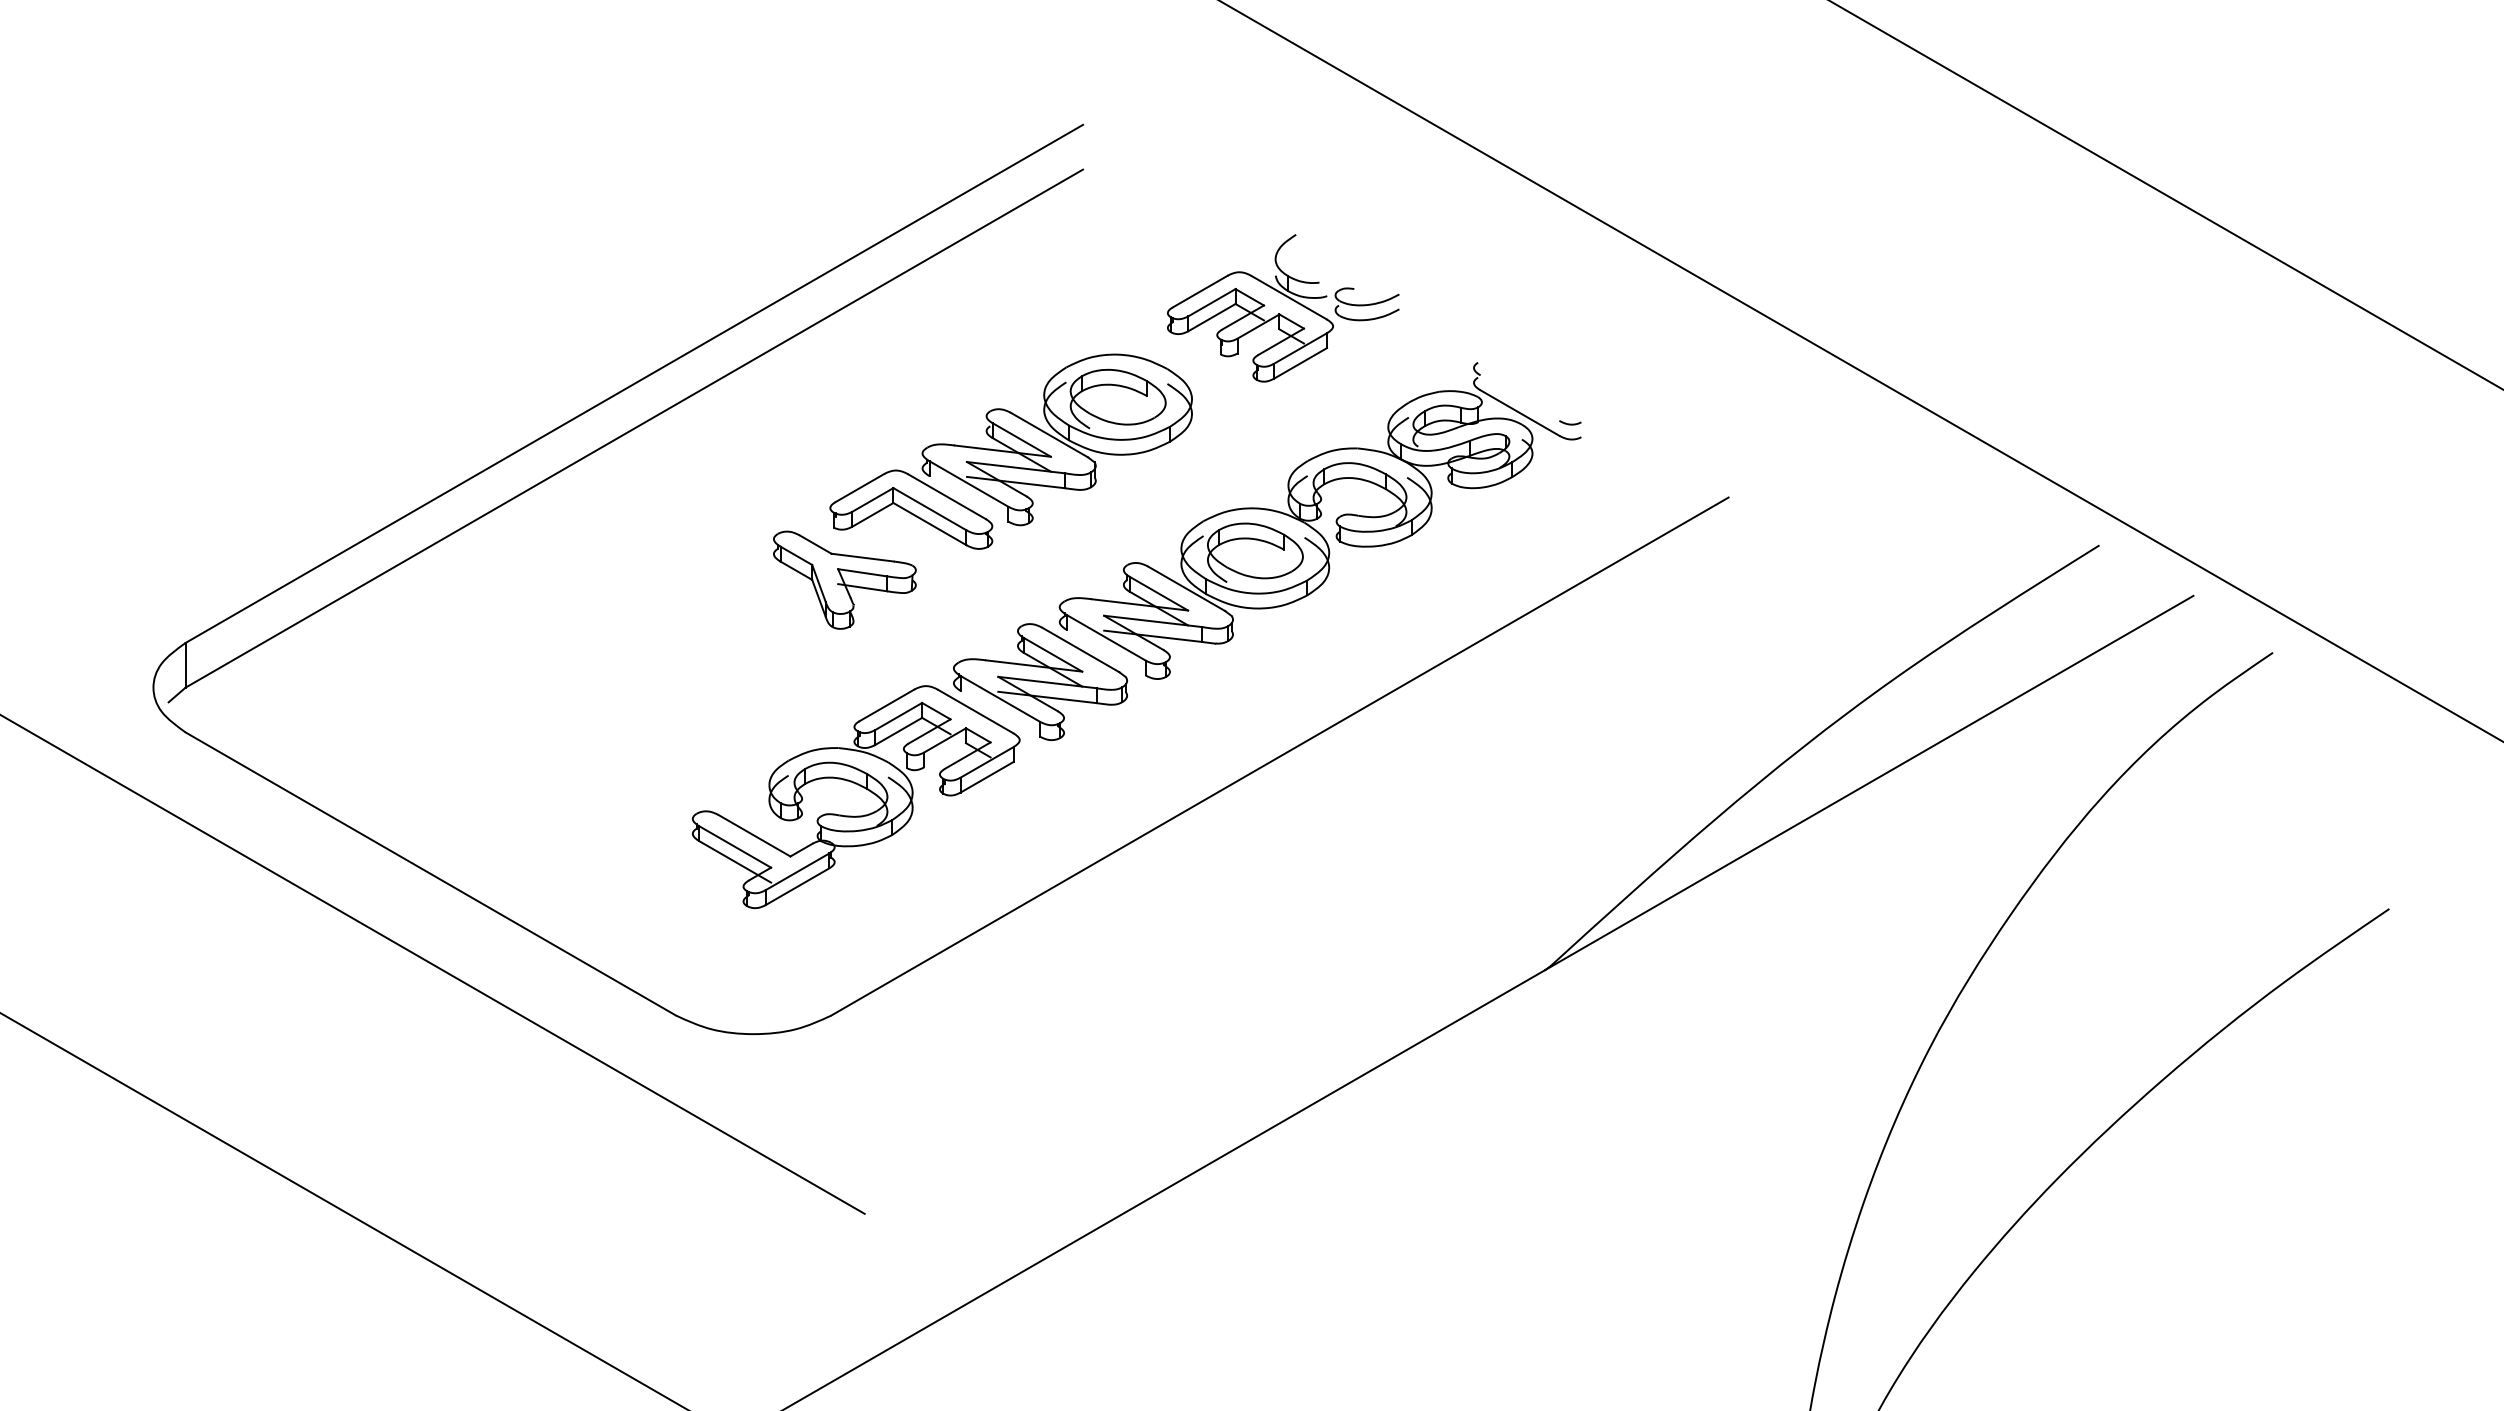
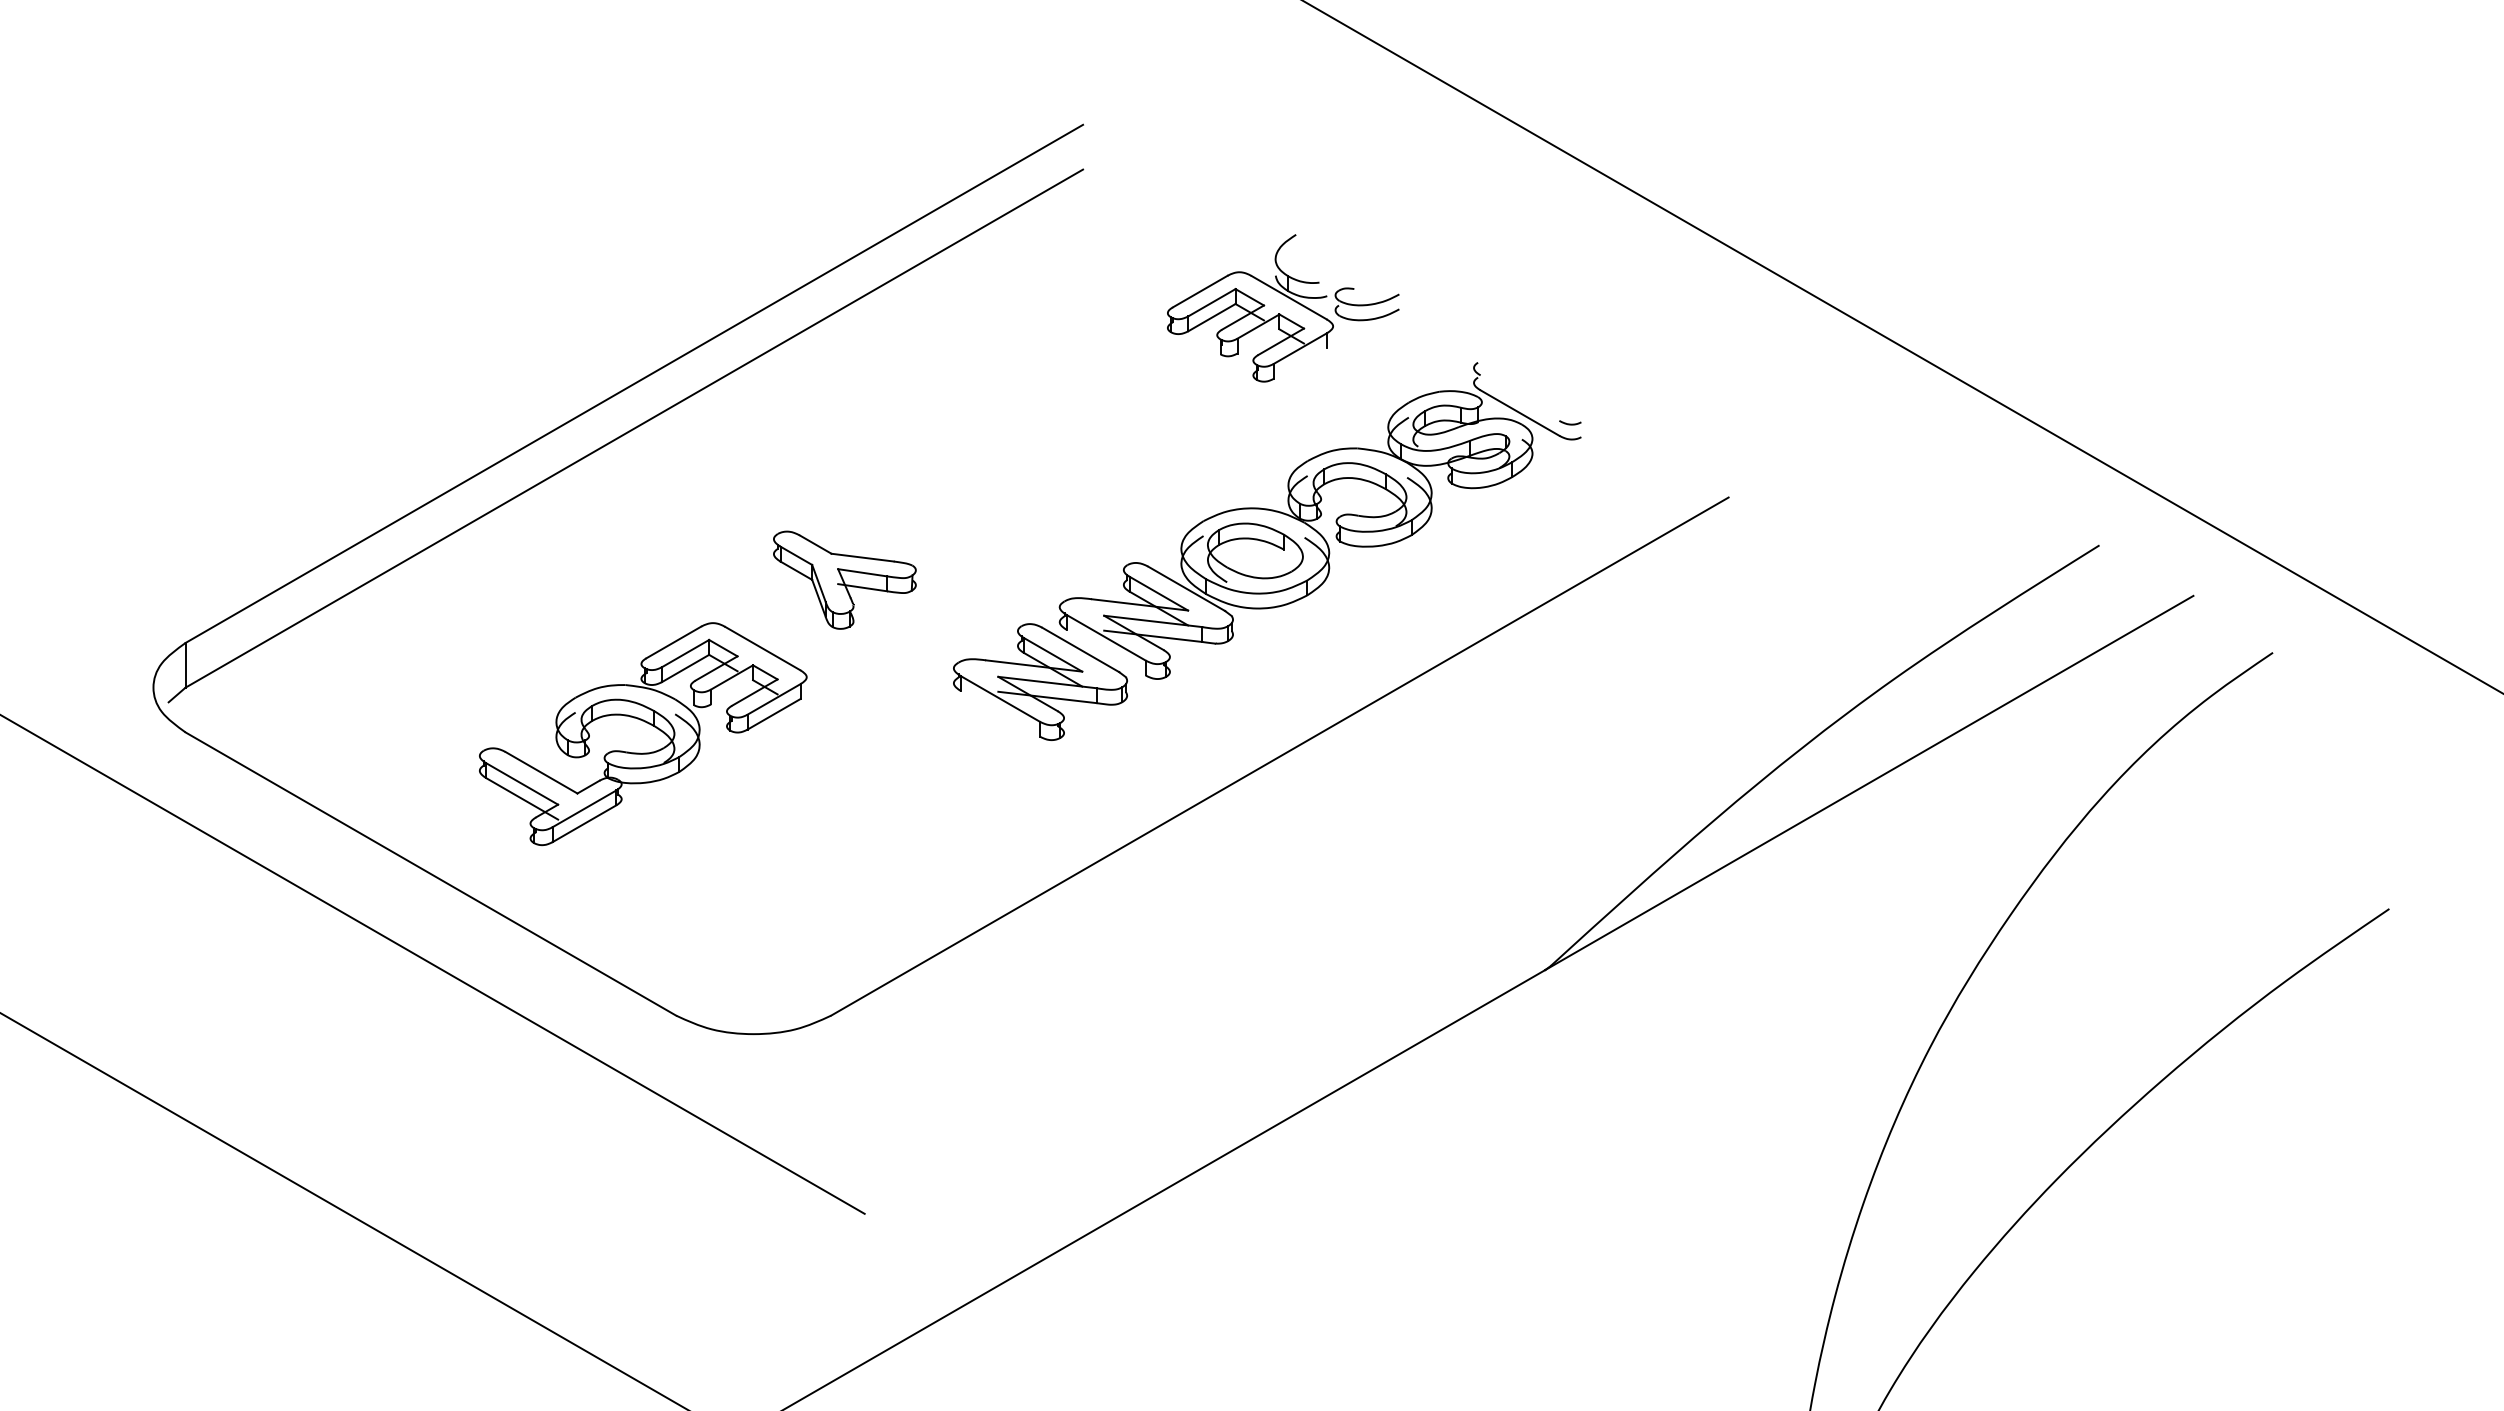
line: present -> none (2166, 194)
line: present -> none (1300, 363)
line position: (1860, 371) -> (1902, 347) (1902, 347)
part: present -> none (1010, 451)
part position: (861, 787) -> (648, 724) (648, 724)
